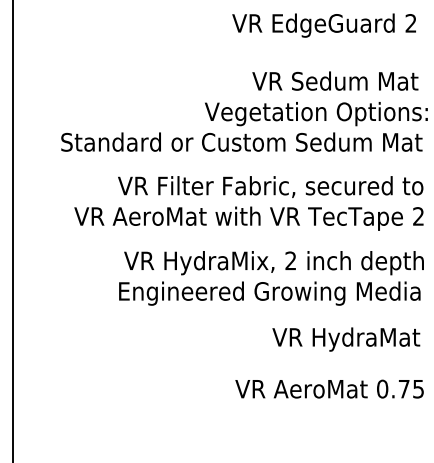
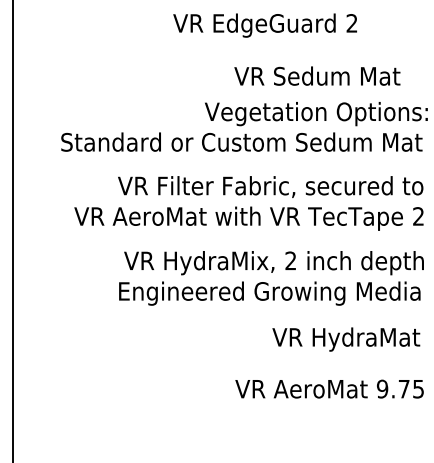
text position: (323, 25) -> (264, 25) (264, 25)
text position: (335, 80) -> (317, 75) (317, 75)
text: 0.75 -> 9.75 (382, 389)
